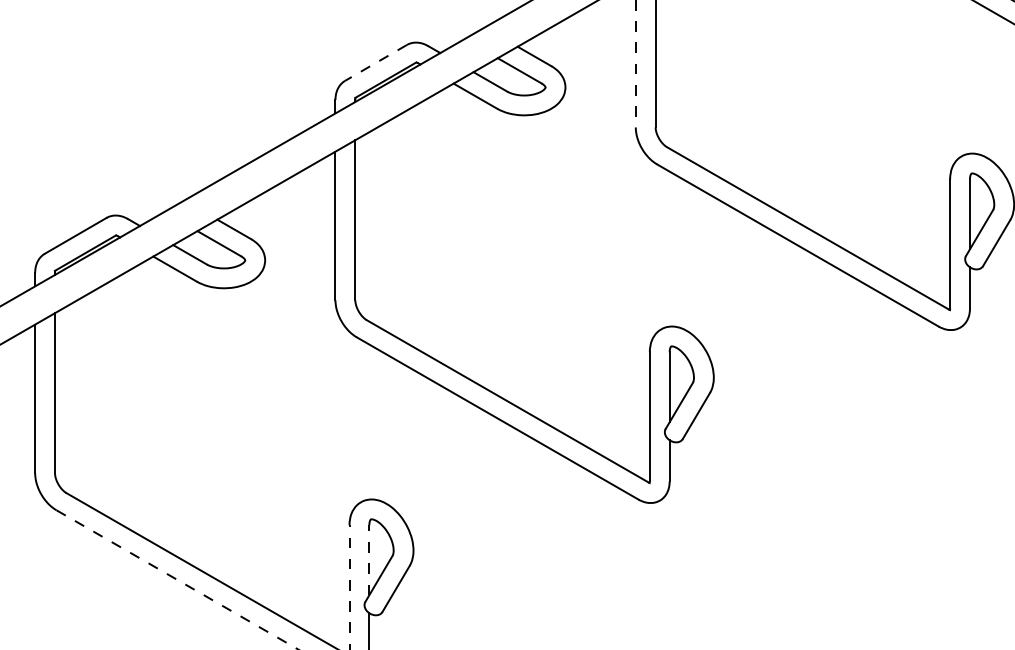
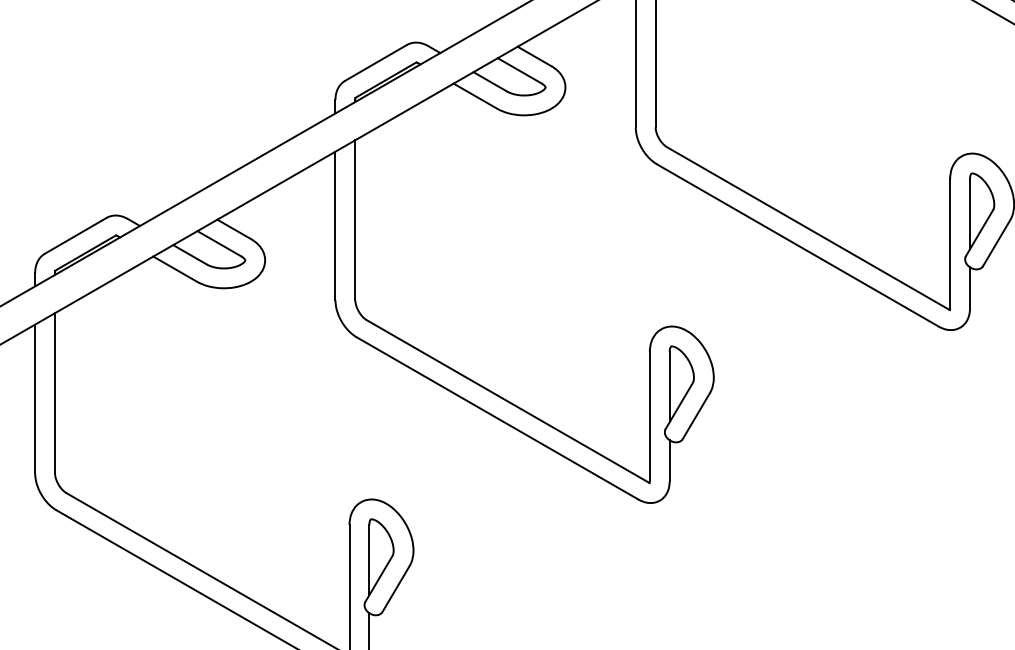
line: dashed -> solid (376, 62)
line: dashed -> solid (635, 64)
line: dashed -> solid (369, 560)
line: dashed -> solid (177, 580)
line: dashed -> solid (349, 586)
